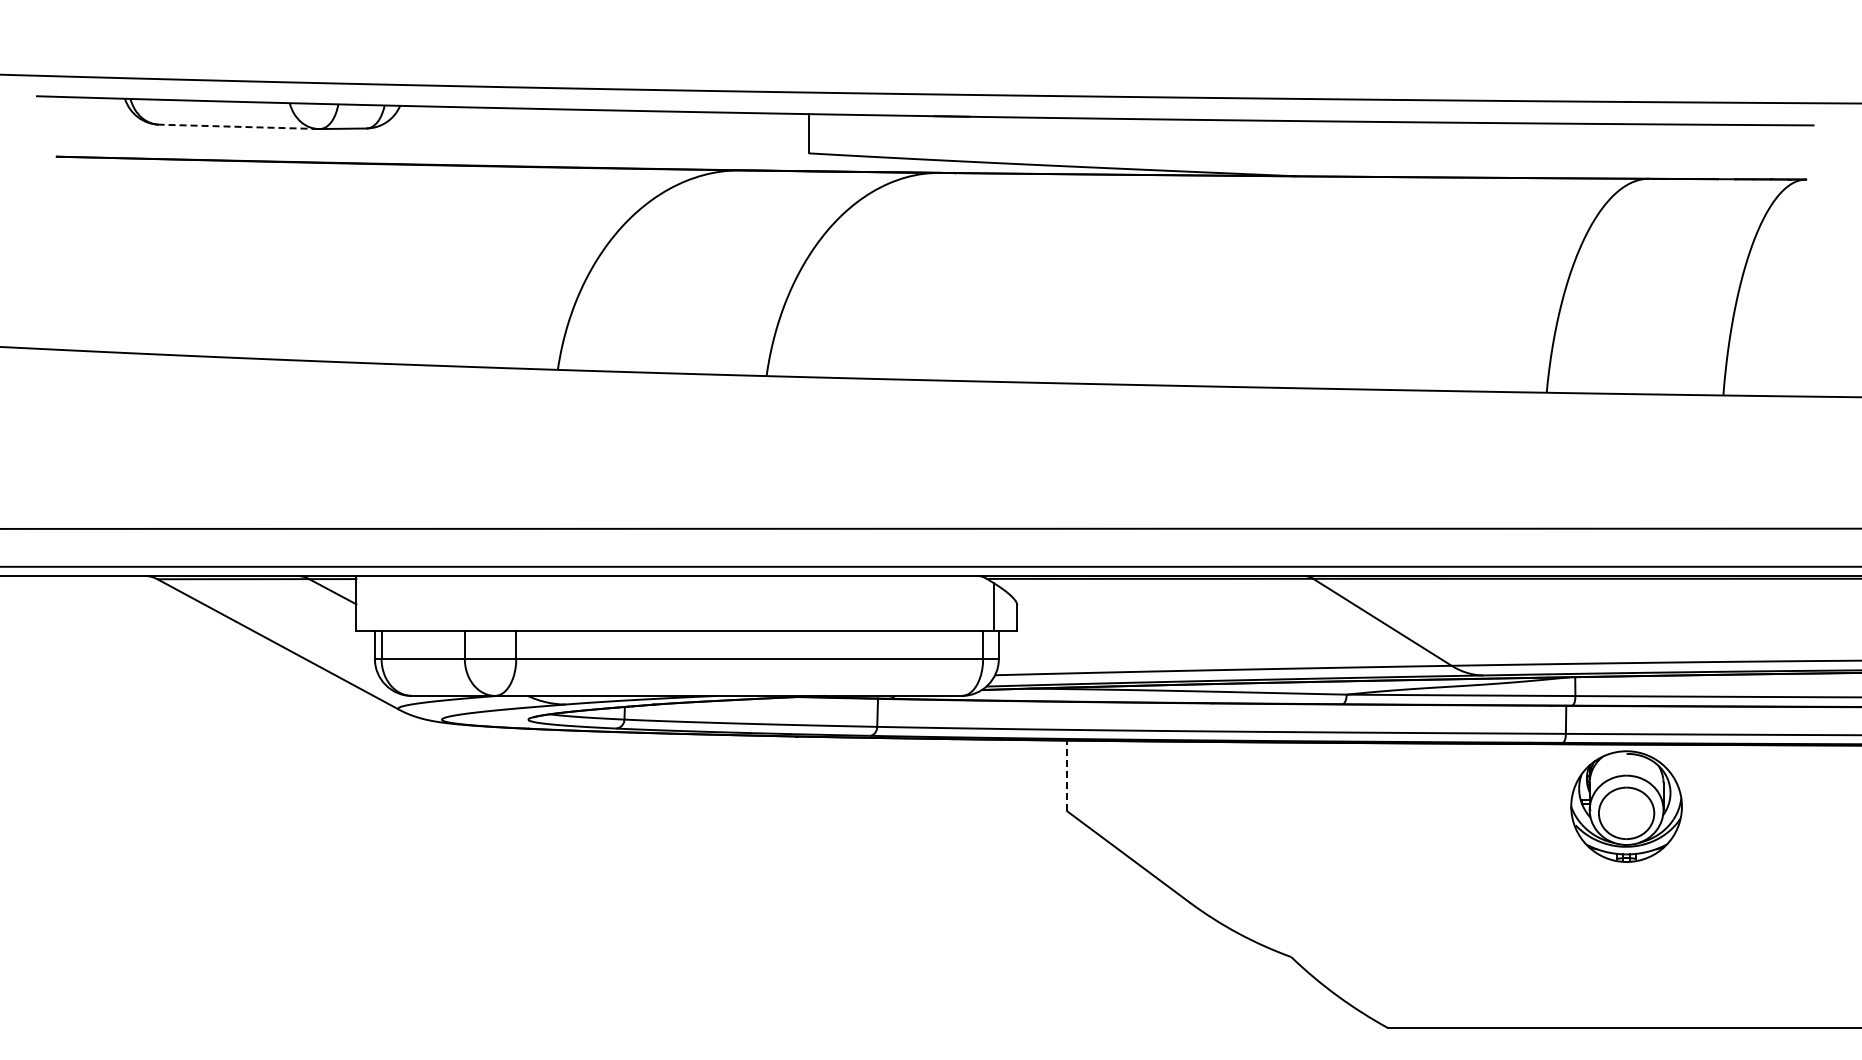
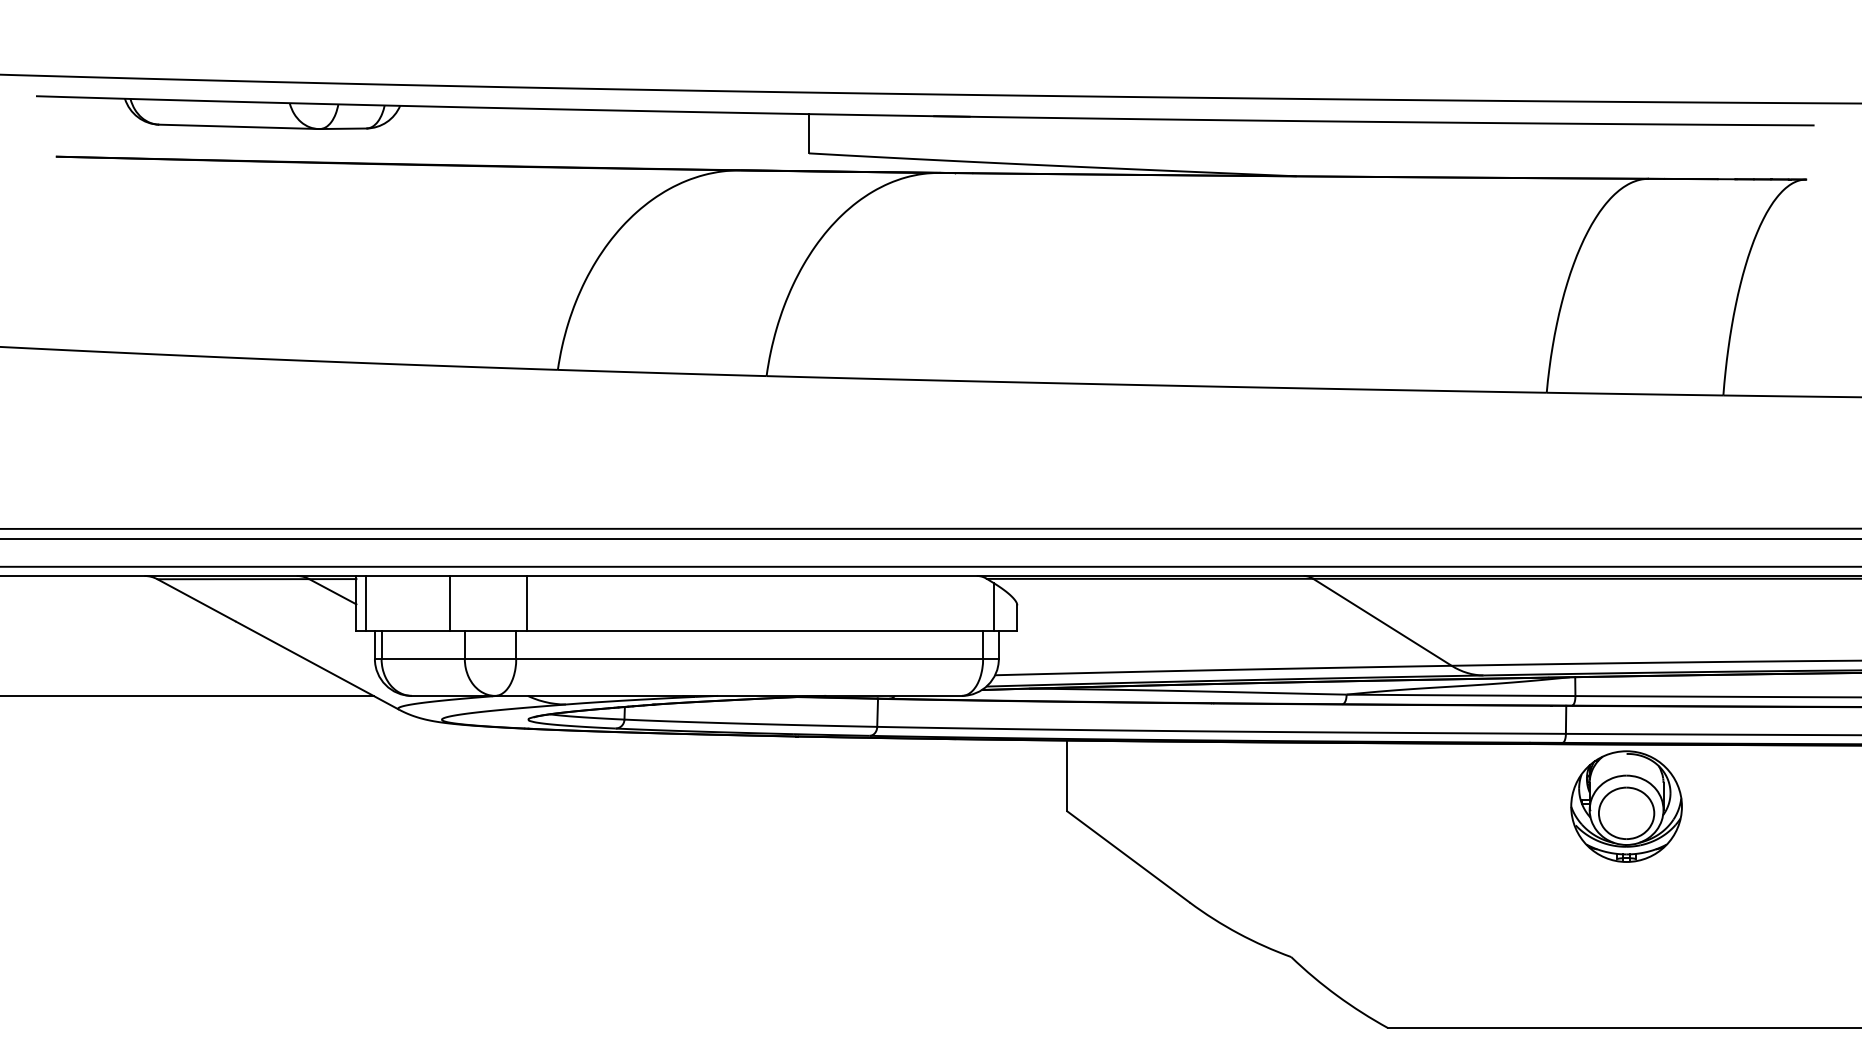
line: dashed -> solid (238, 126)
line: none -> present (930, 539)
line: none -> present (366, 603)
line: none -> present (449, 603)
line: none -> present (526, 603)
line: none -> present (187, 695)
line: dashed -> solid (1067, 775)
